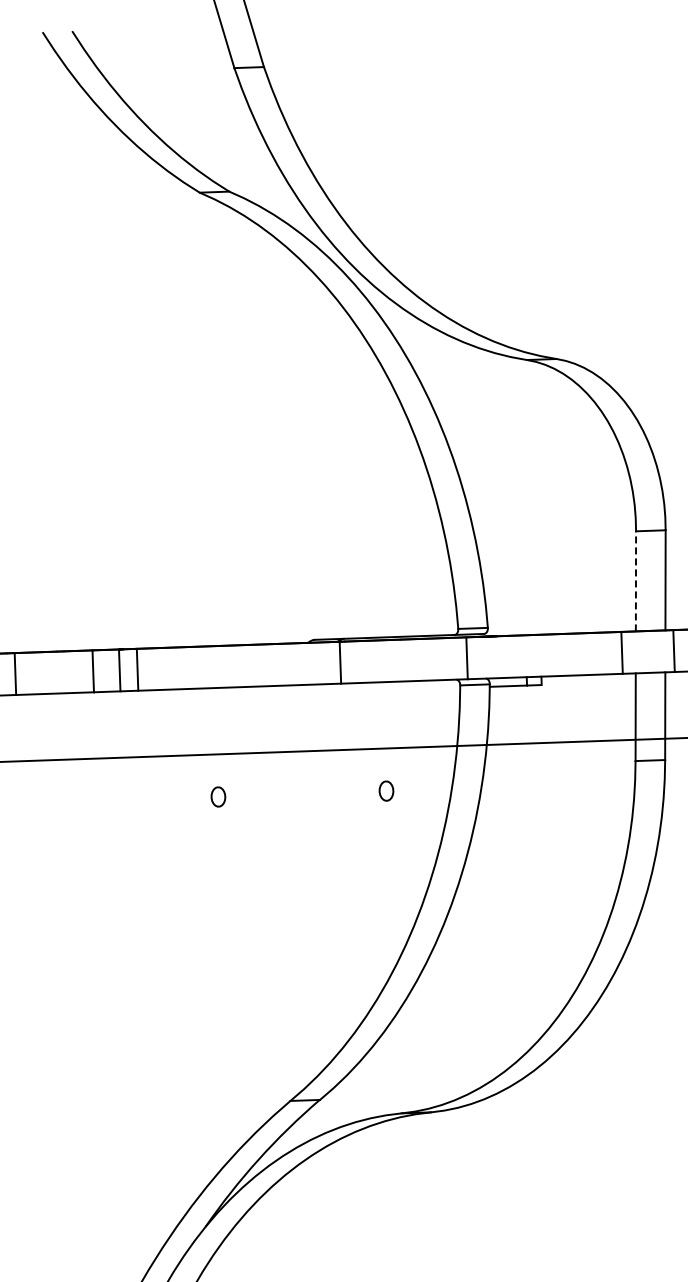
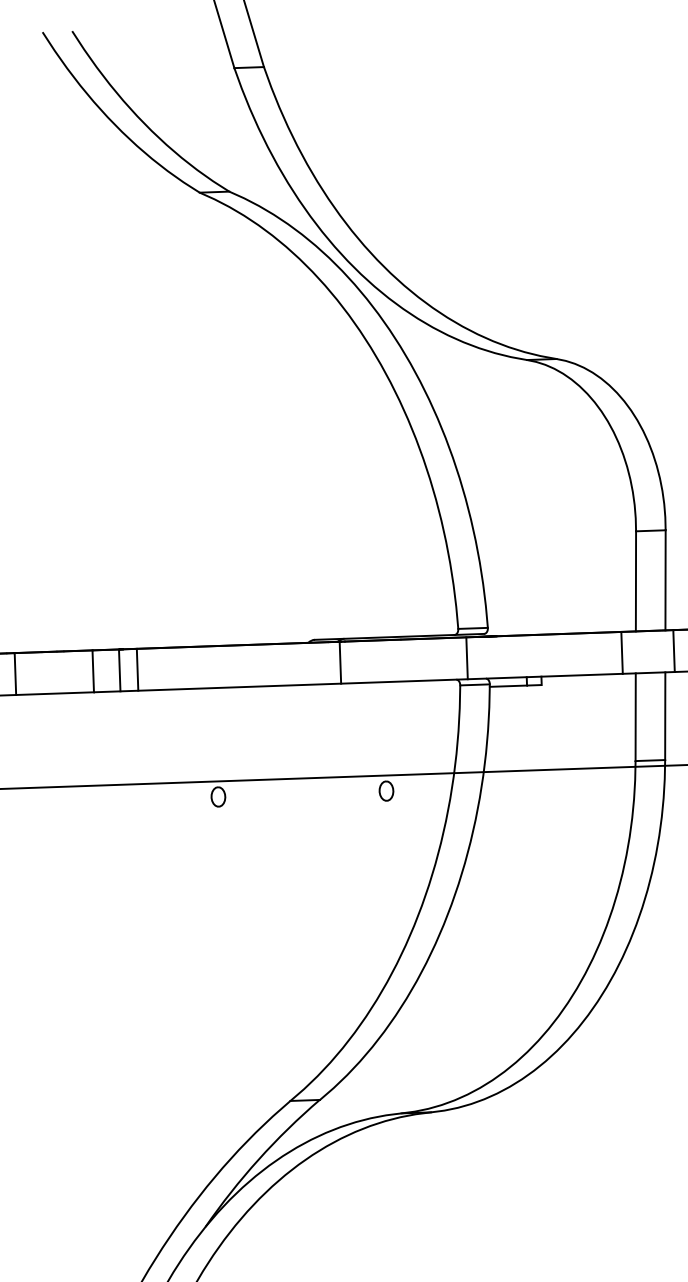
line: dashed -> solid (635, 580)
line position: (343, 749) -> (343, 776) (343, 776)
